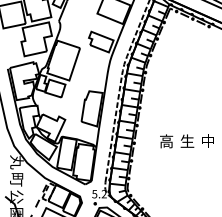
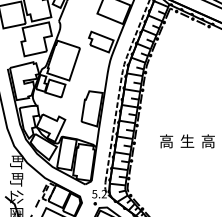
text: 中 -> 高 (207, 141)
text: 丸 -> 町 (16, 162)
